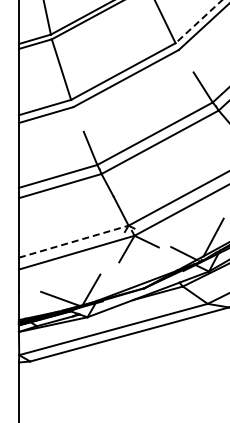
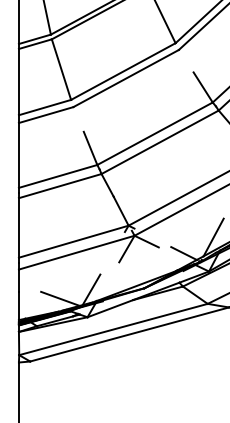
line: dashed -> solid (198, 22)
line: dashed -> solid (74, 241)
